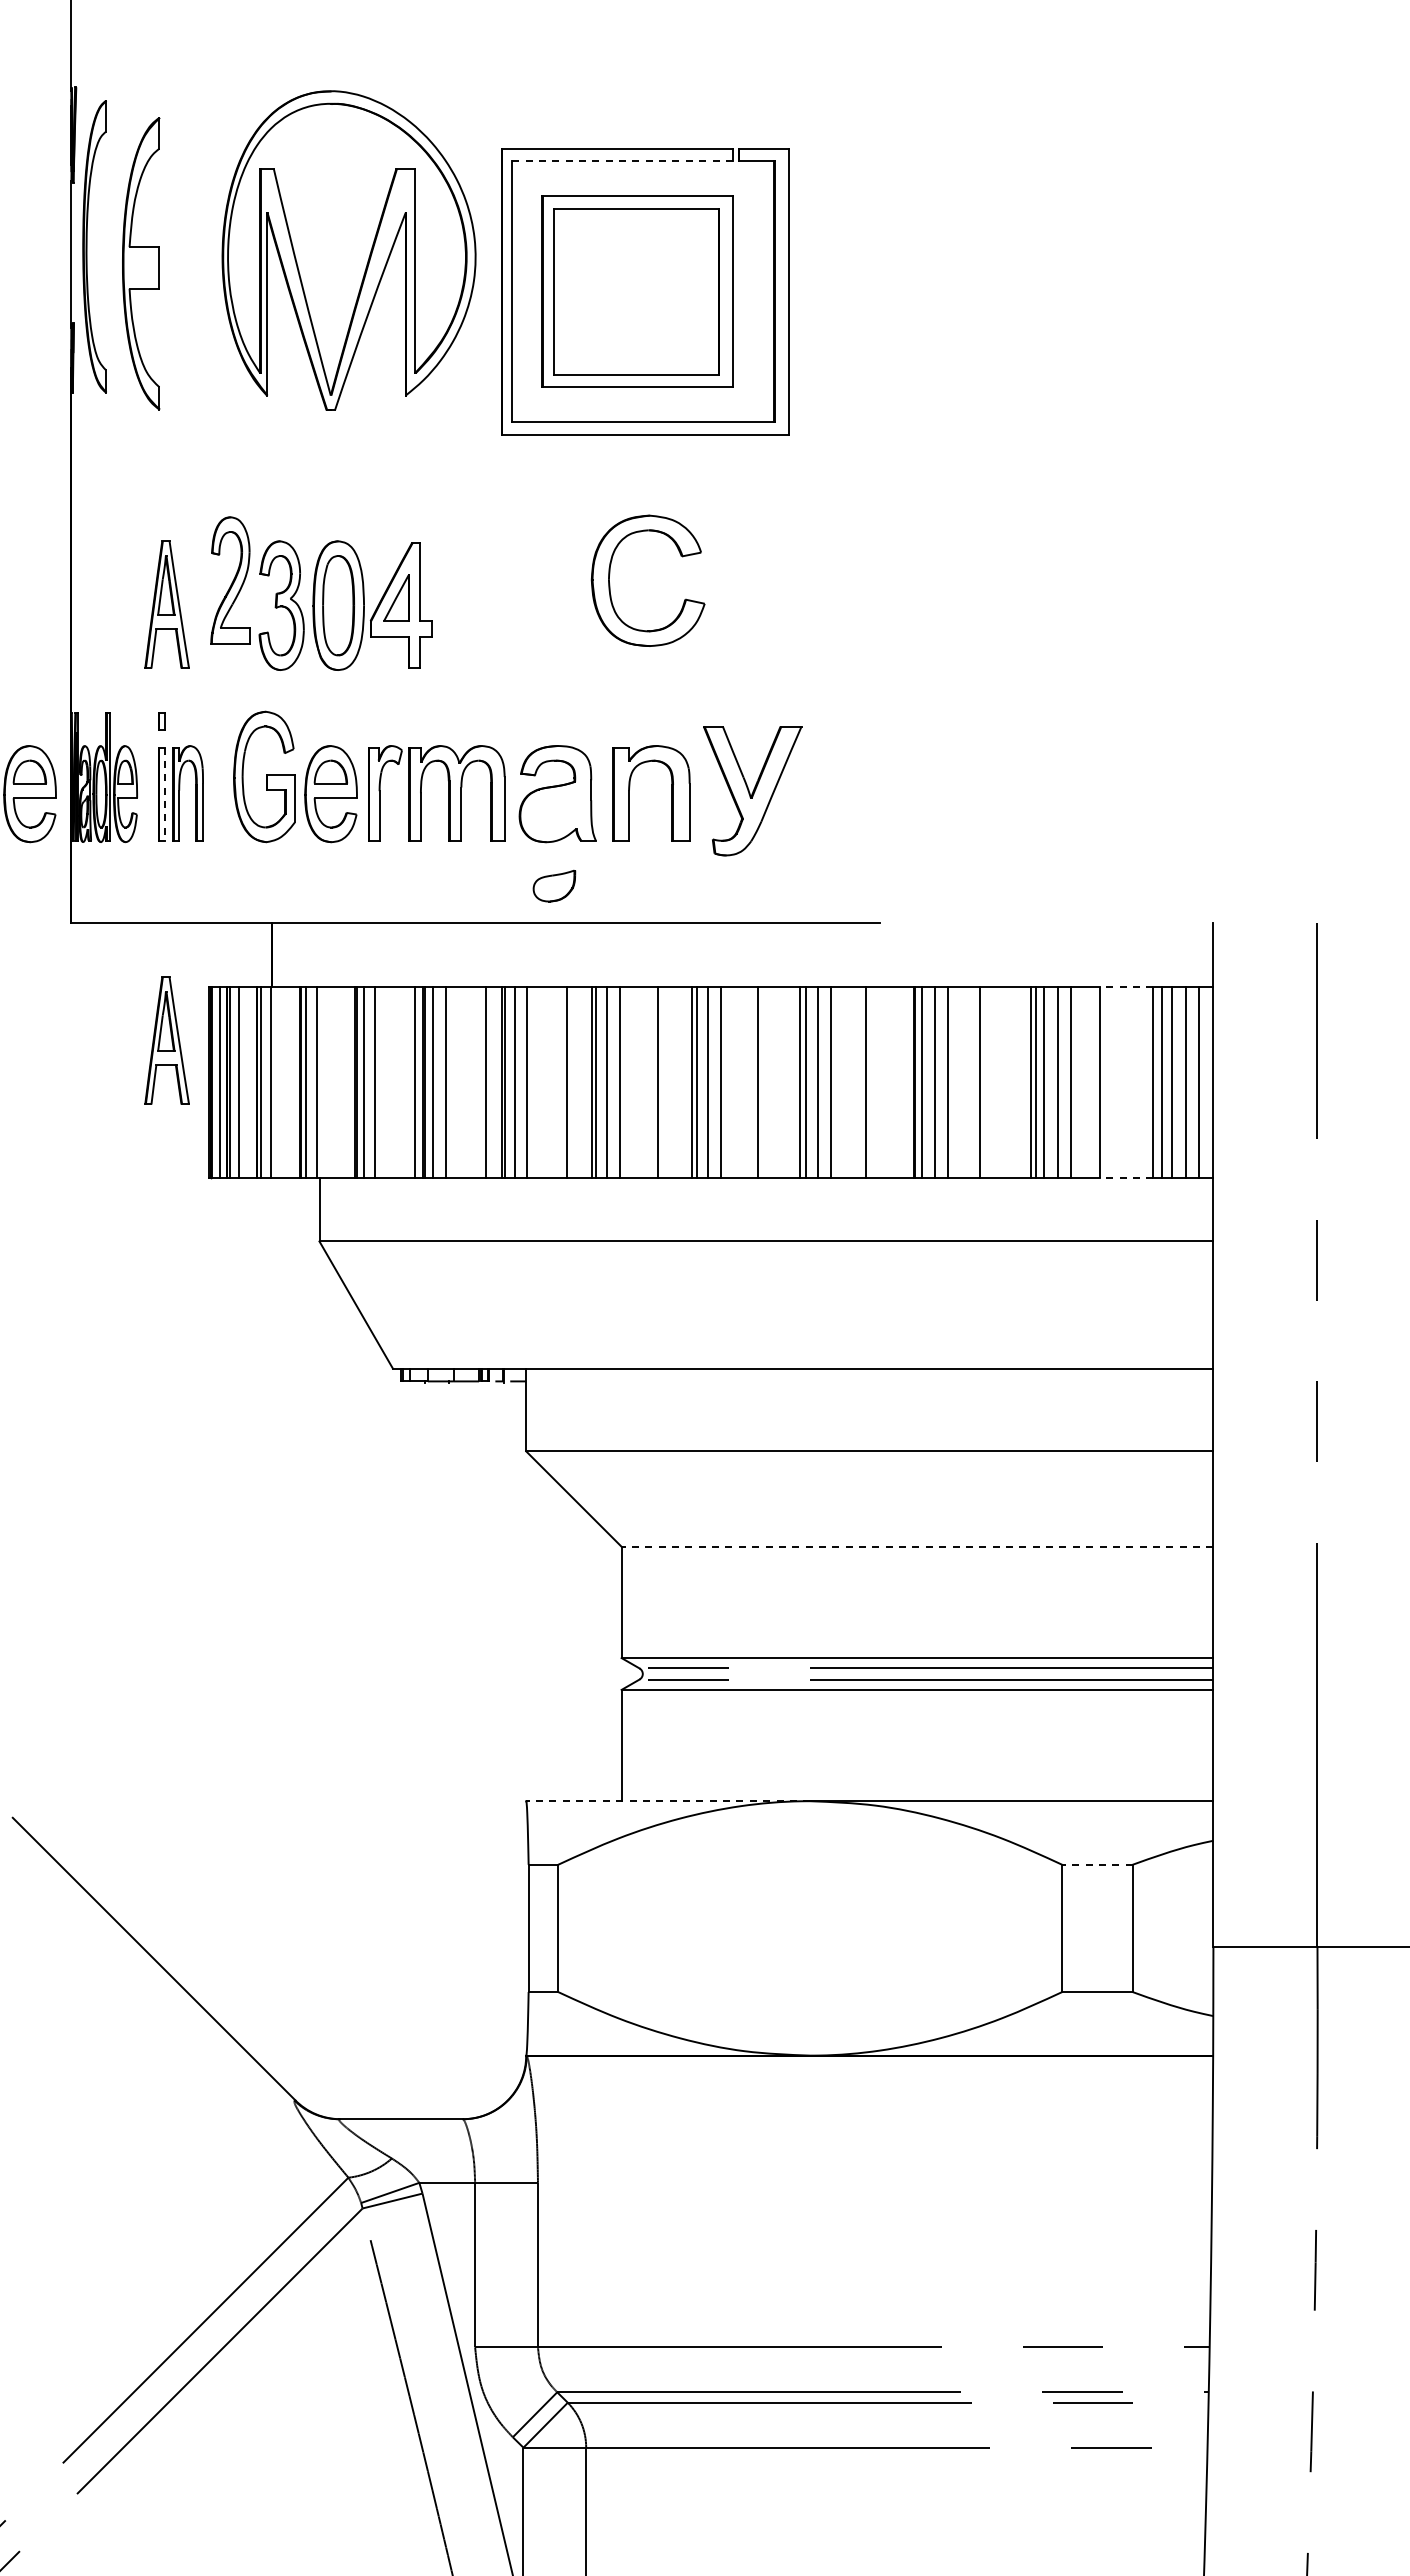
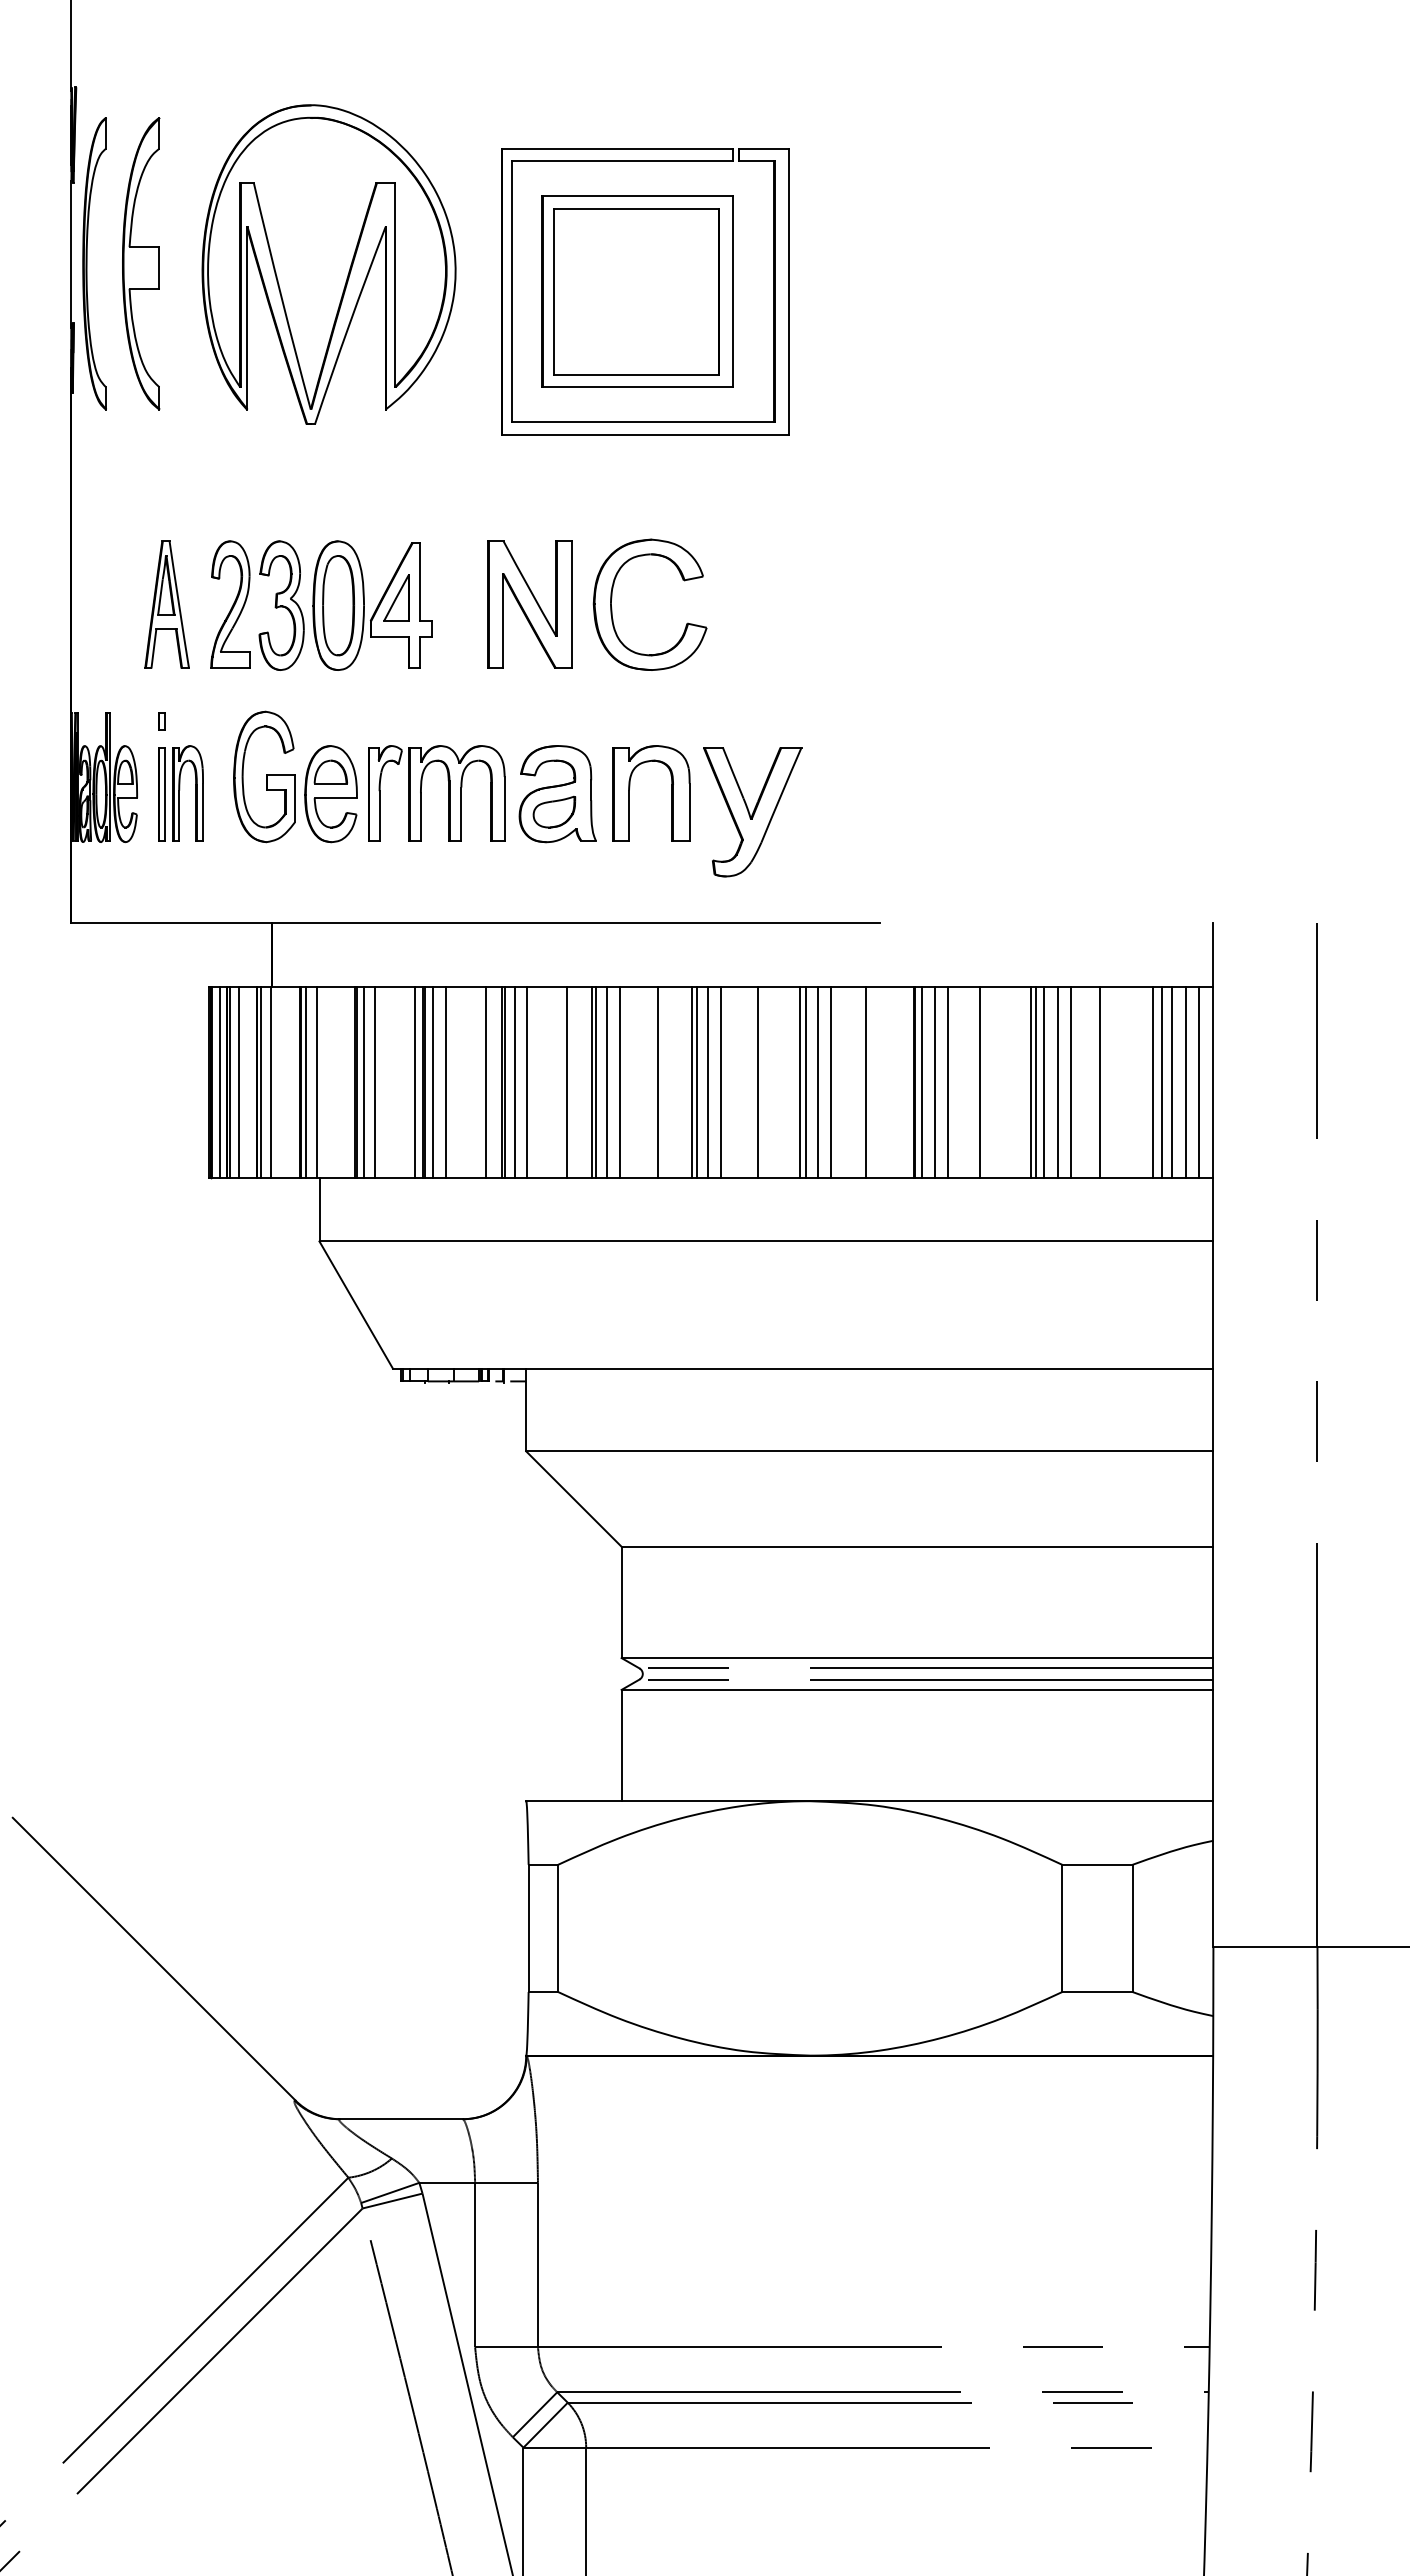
line: dashed -> solid (623, 161)
part position: (87, 246) -> (87, 263) (87, 263)
part position: (348, 250) -> (328, 264) (328, 264)
part position: (230, 580) -> (230, 604) (230, 604)
part position: (610, 584) -> (612, 608) (612, 608)
part: none -> present (529, 604)
part position: (752, 791) -> (752, 812) (752, 812)
part: present -> none (29, 794)
line: dashed -> solid (164, 794)
part position: (554, 885) -> (554, 811) (554, 811)
line: dashed -> solid (1126, 987)
part: present -> none (166, 1040)
line: dashed -> solid (1126, 1177)
line: dashed -> solid (917, 1546)
line: dashed -> solid (668, 1801)
line: dashed -> solid (1096, 1864)
